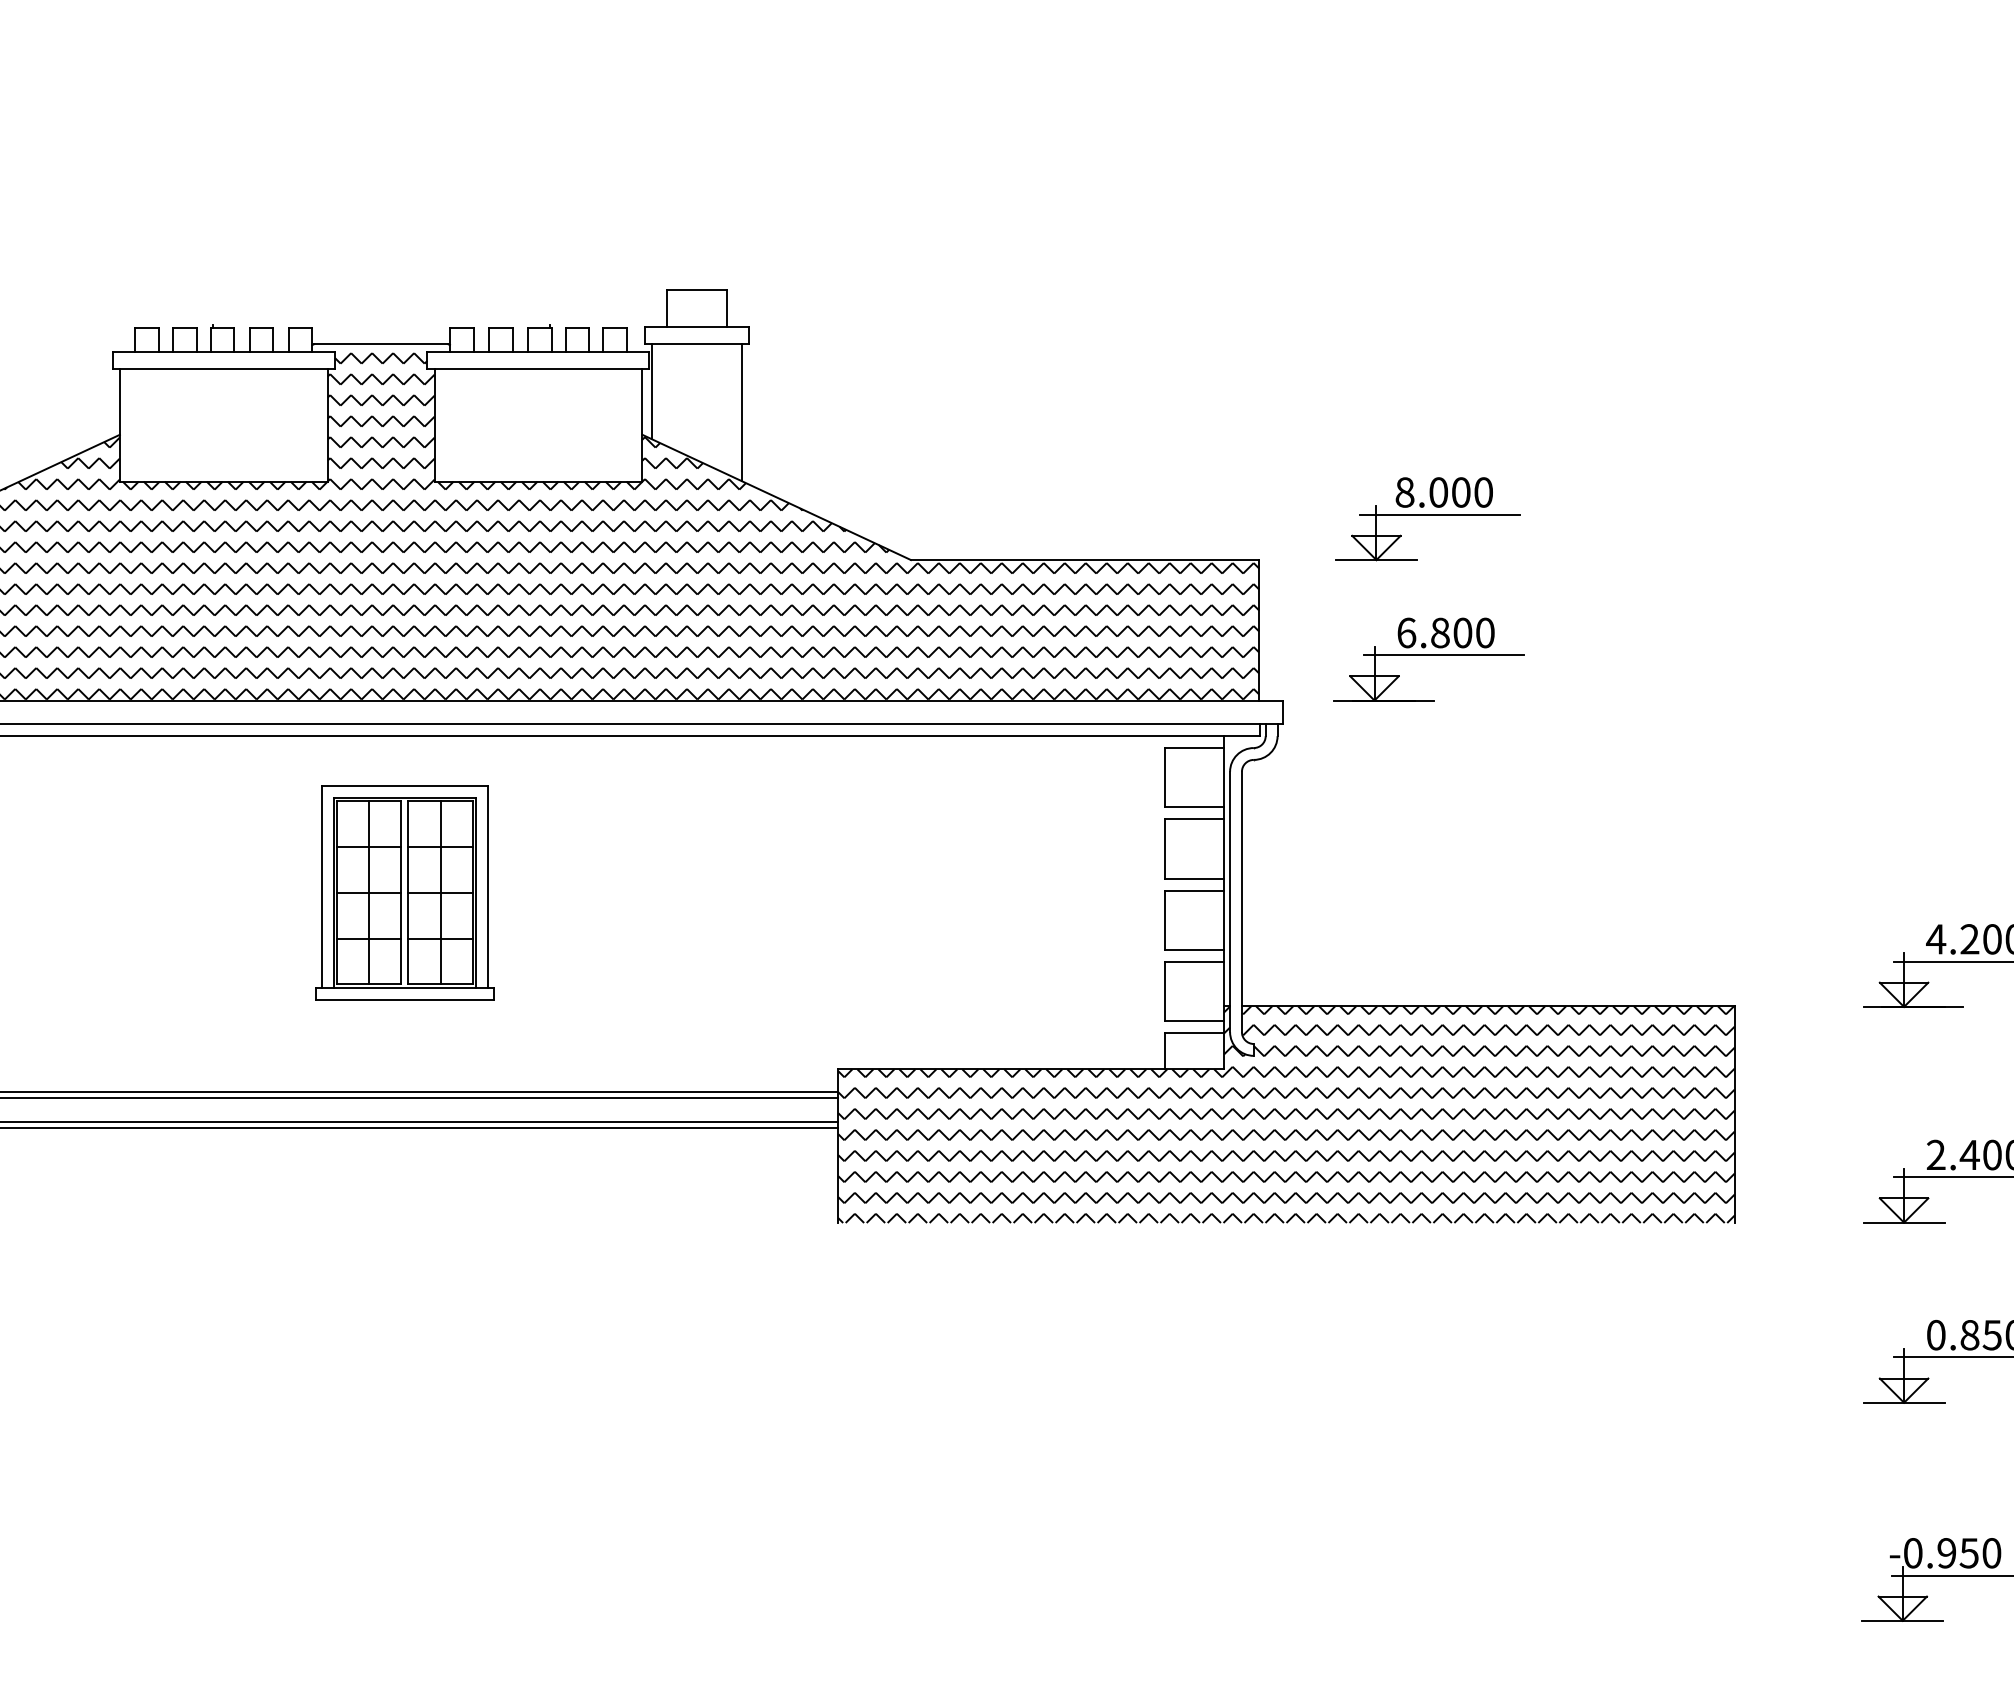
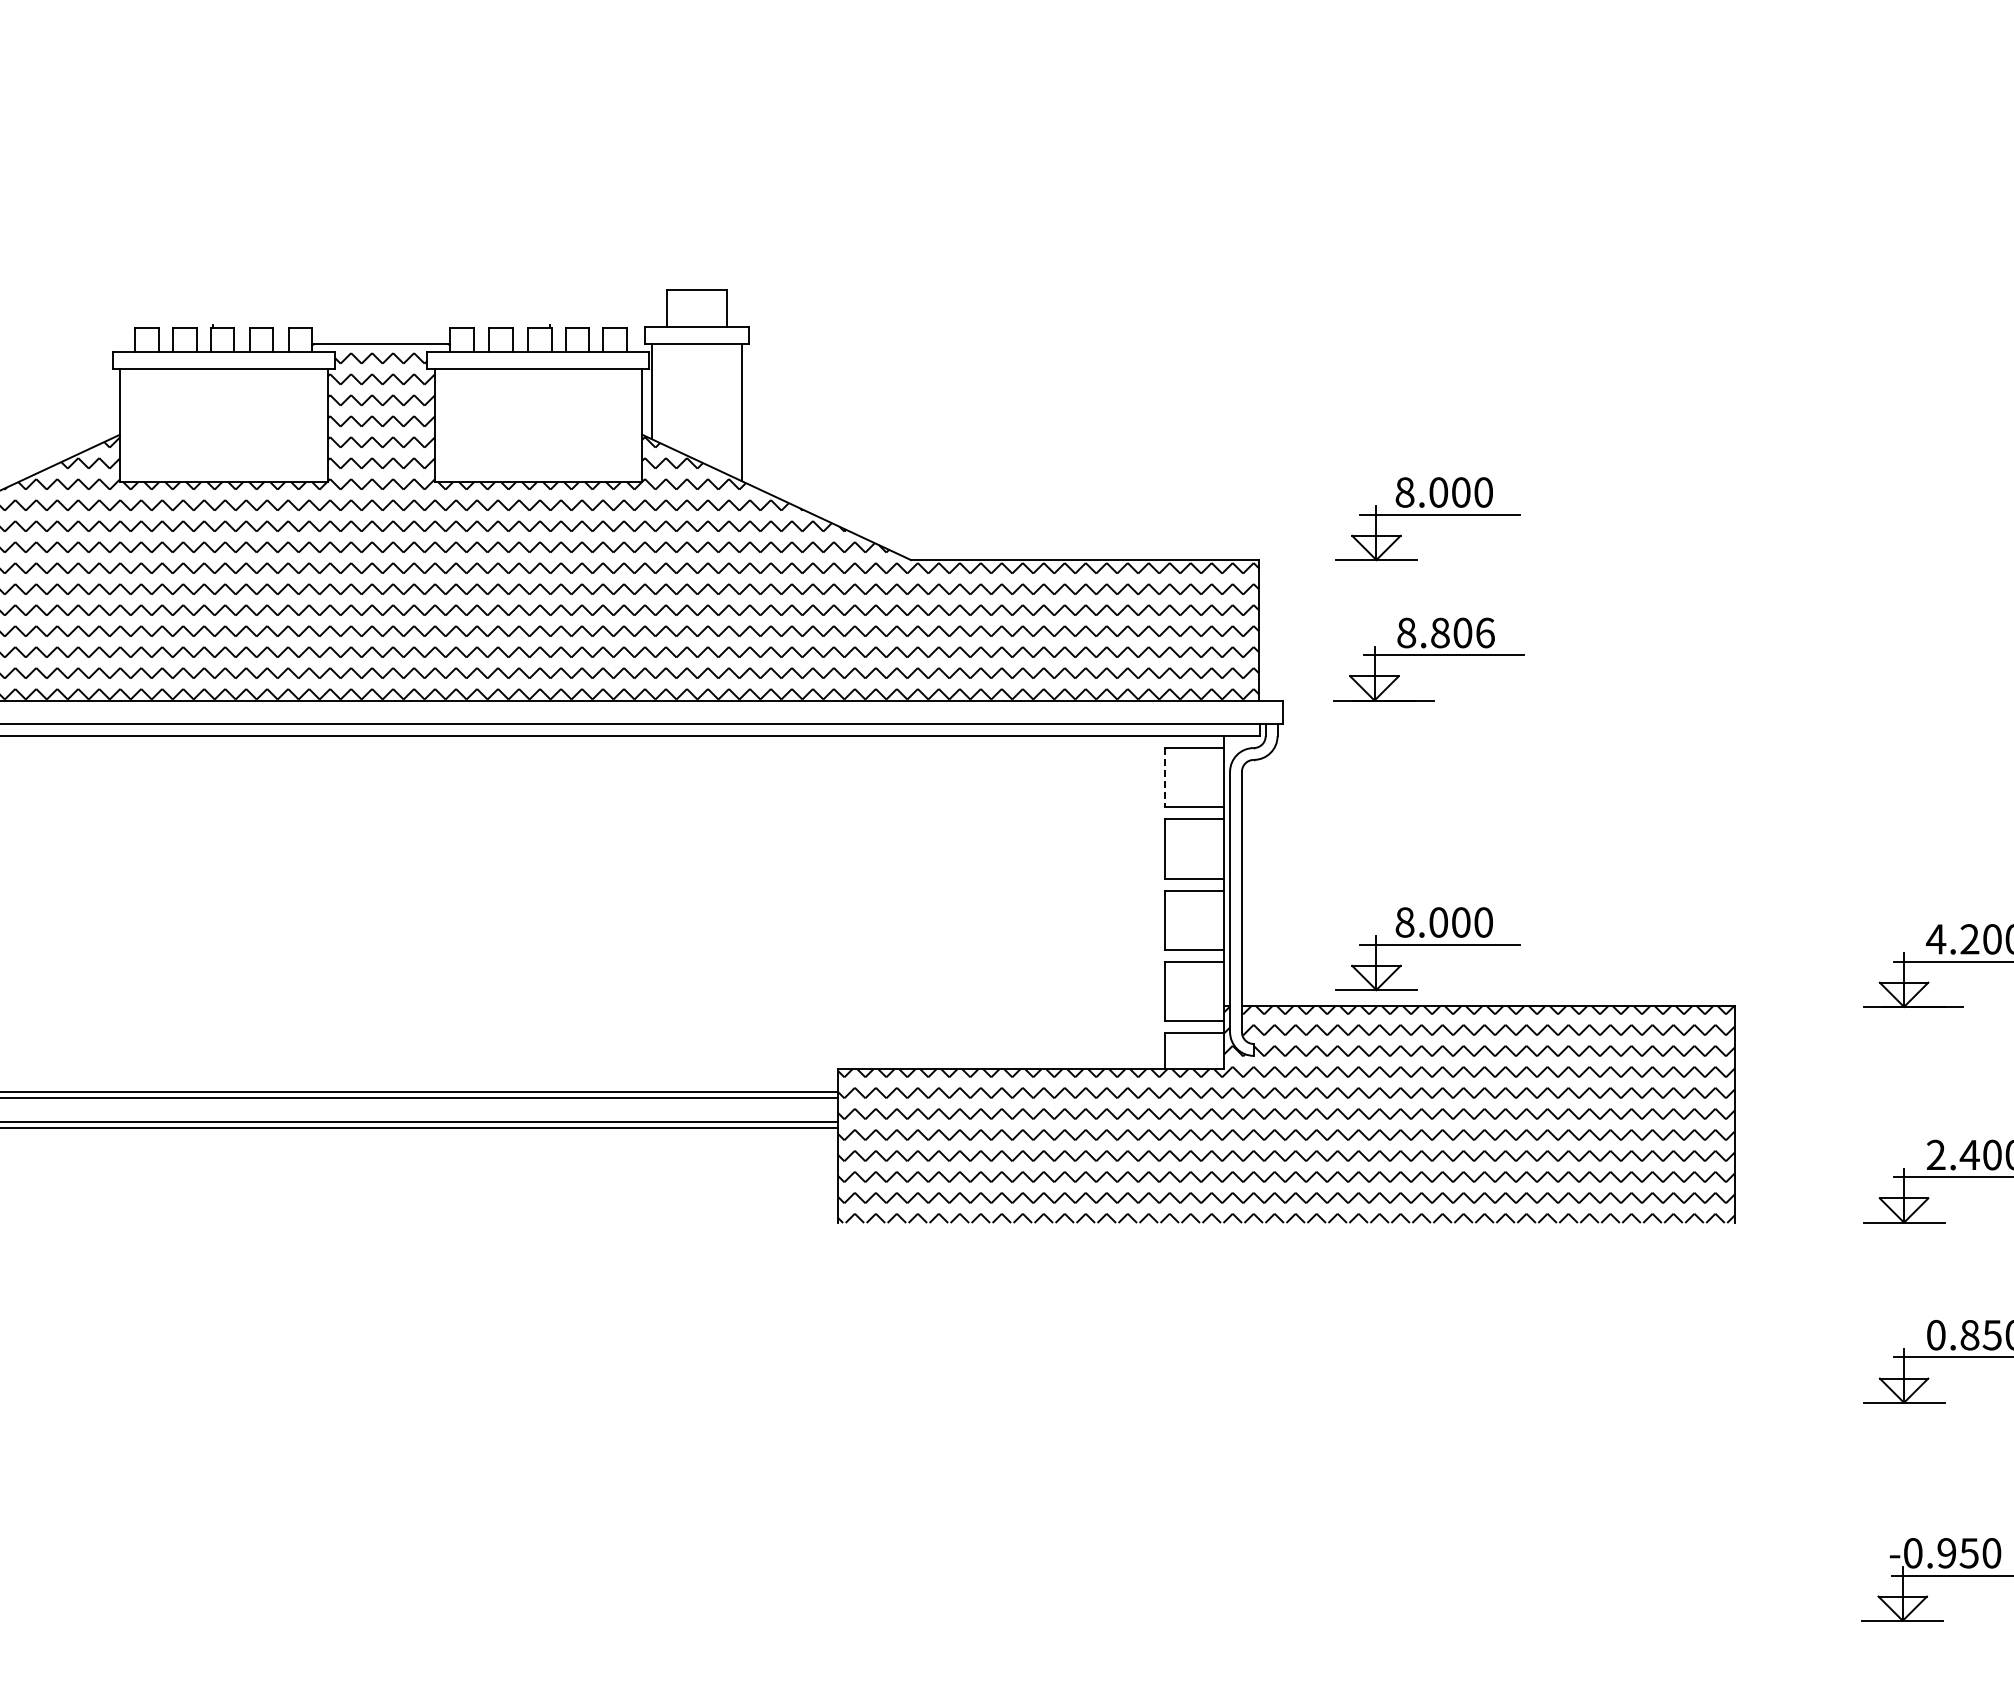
text: 6.800 -> 8.806 (1445, 632)
line: solid -> dashed (1164, 777)
part: present -> none (404, 892)
part: none -> present (1427, 949)
